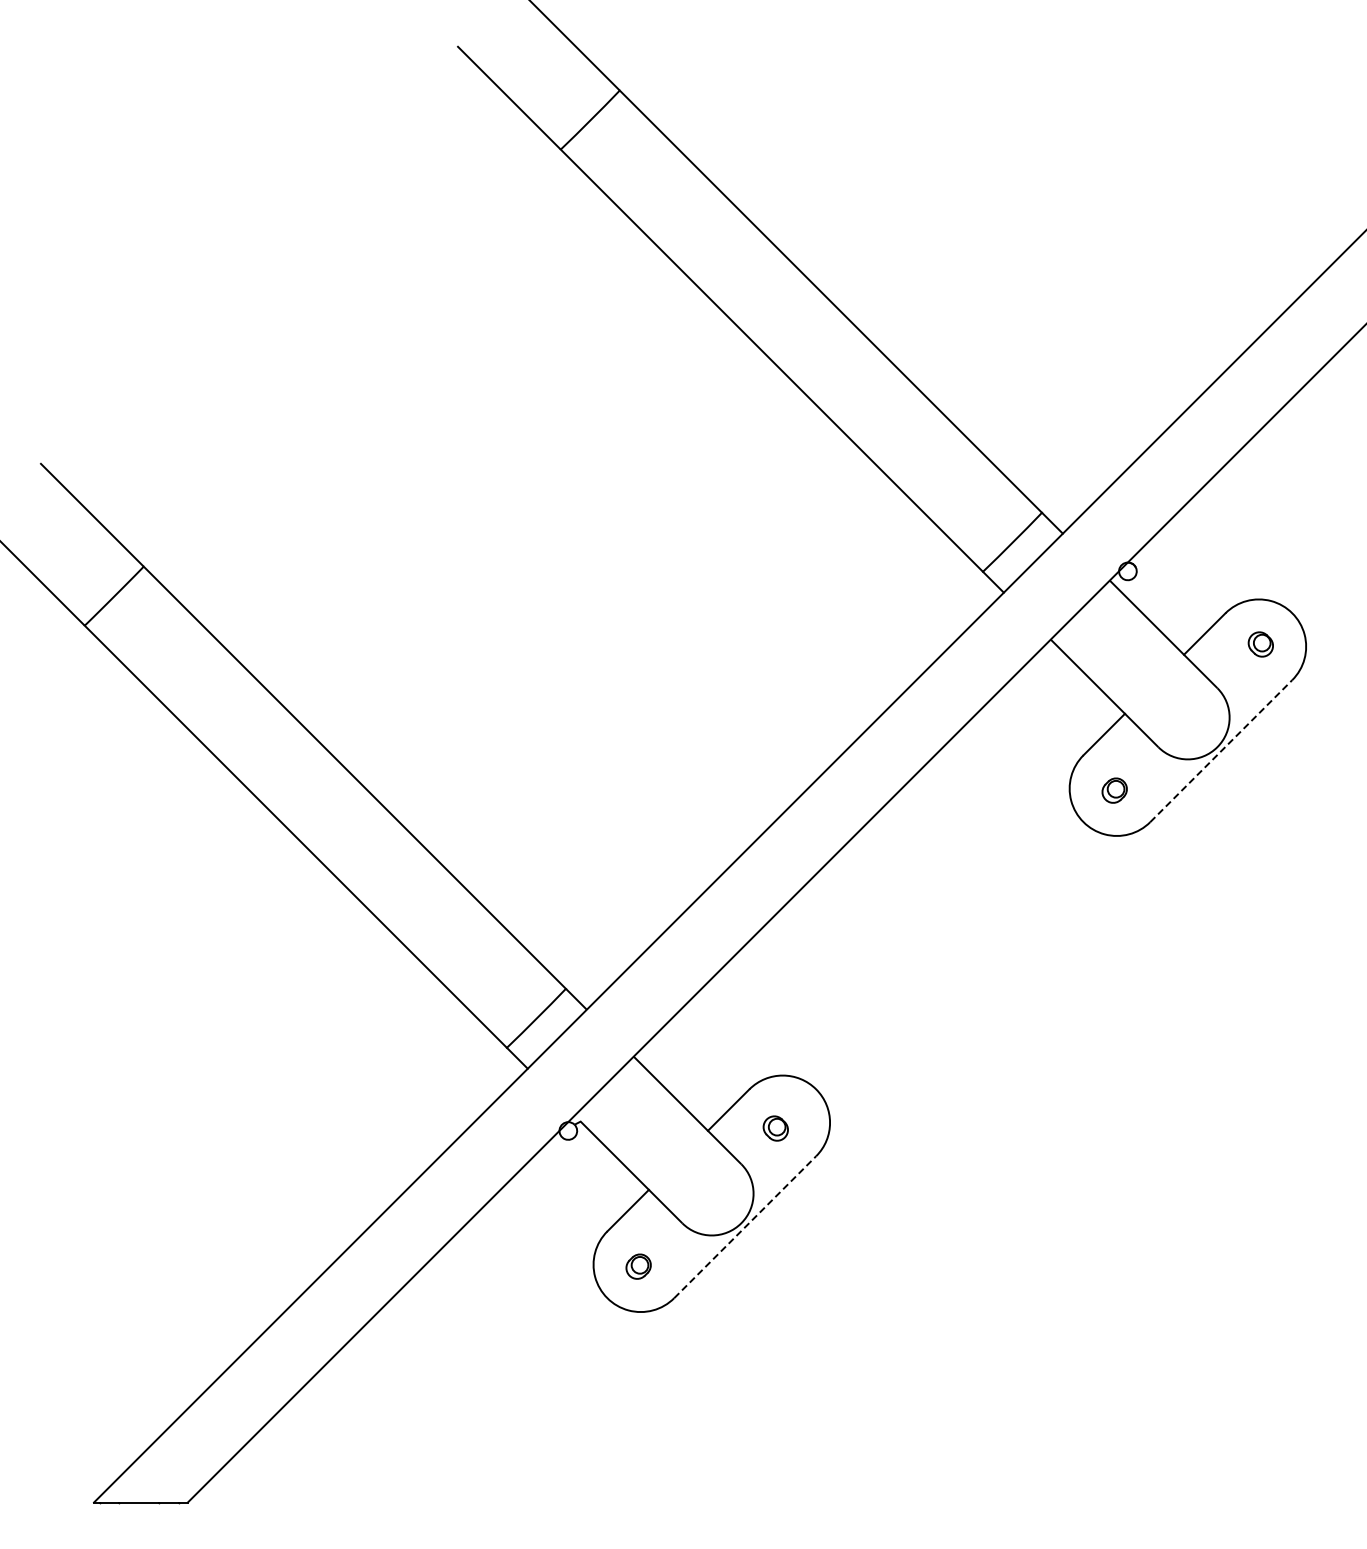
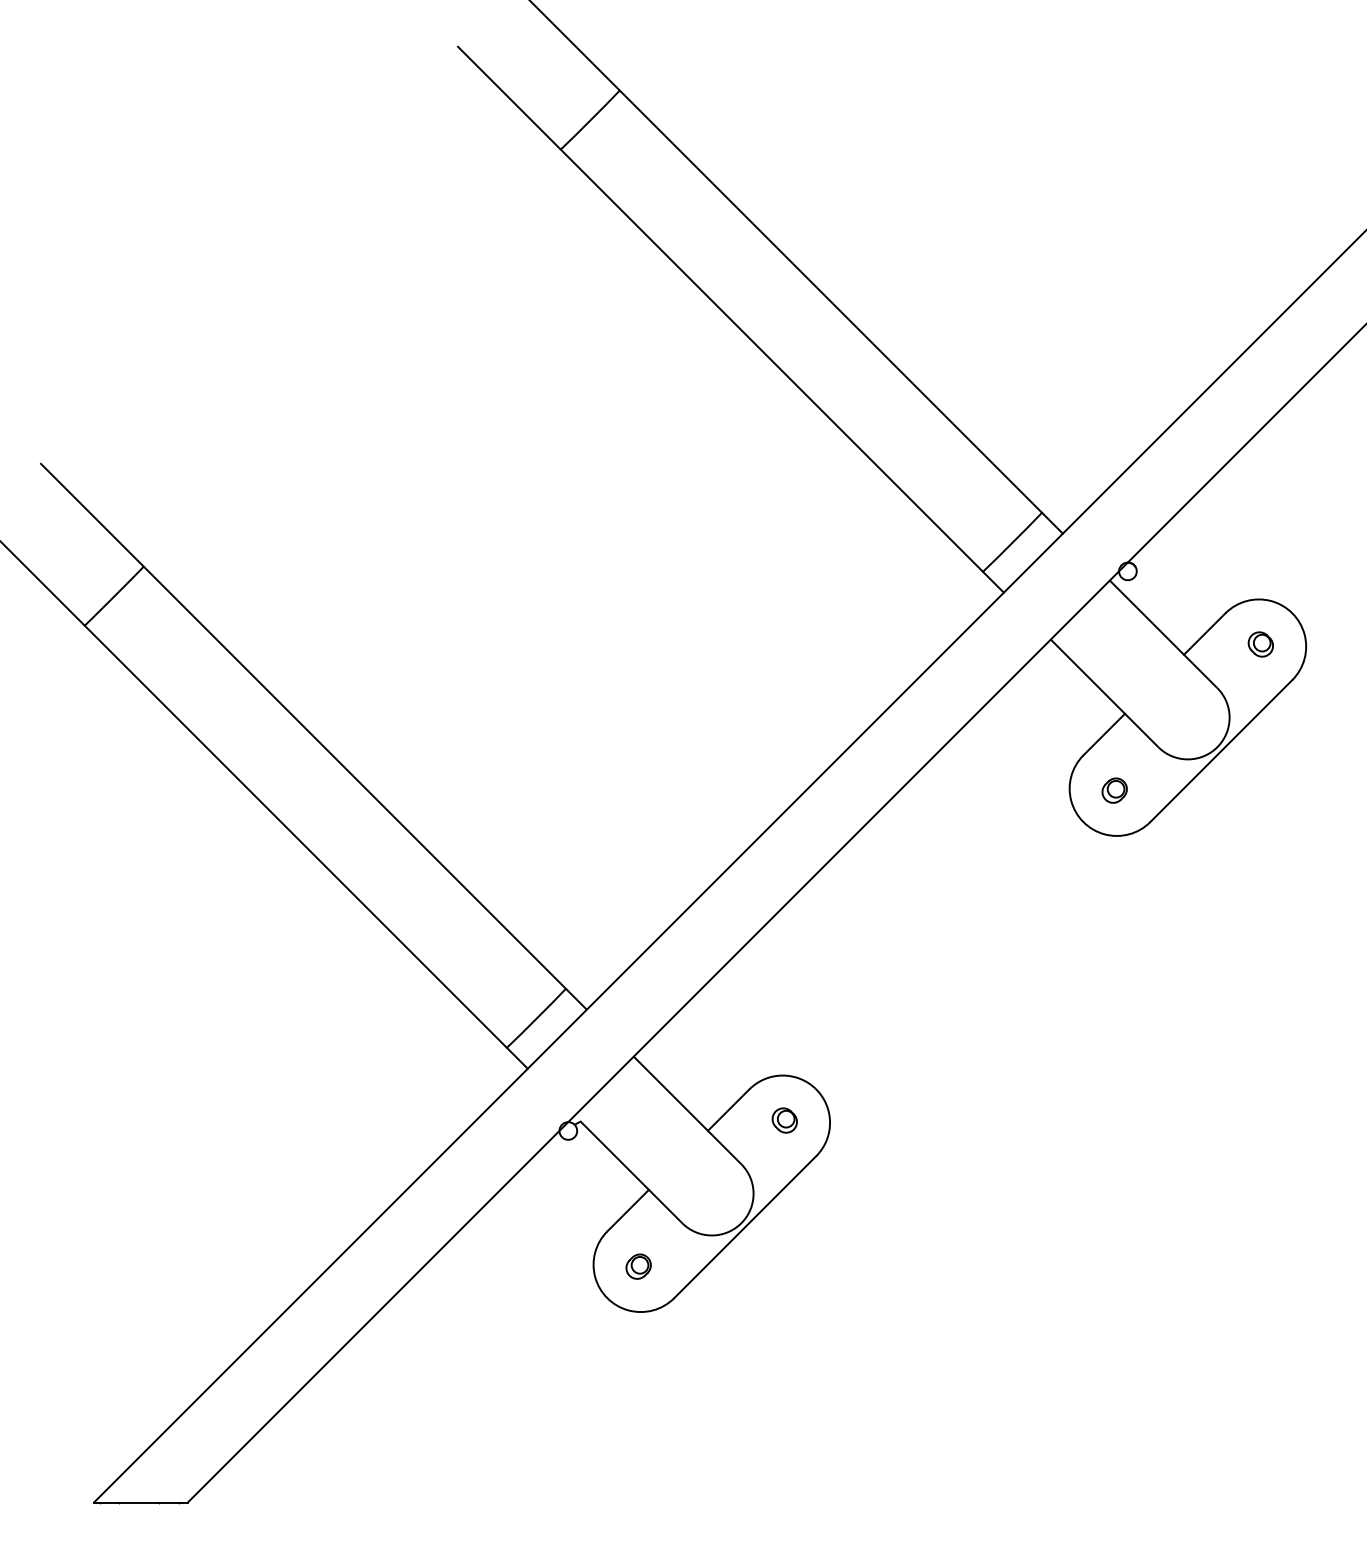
line: dashed -> solid (1221, 750)
part position: (775, 1128) -> (784, 1120) (784, 1120)
line: dashed -> solid (745, 1226)
